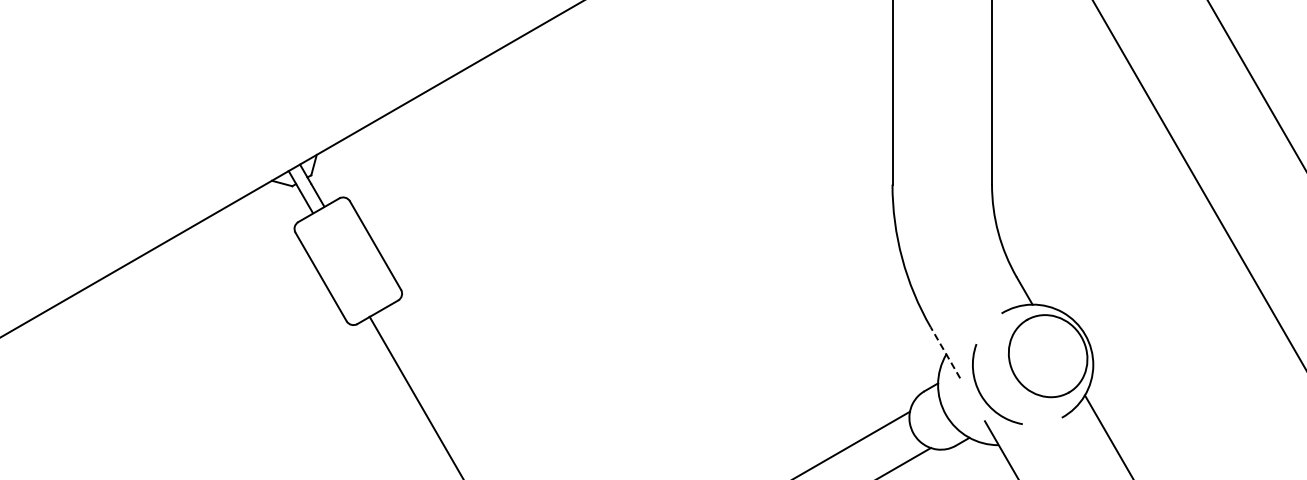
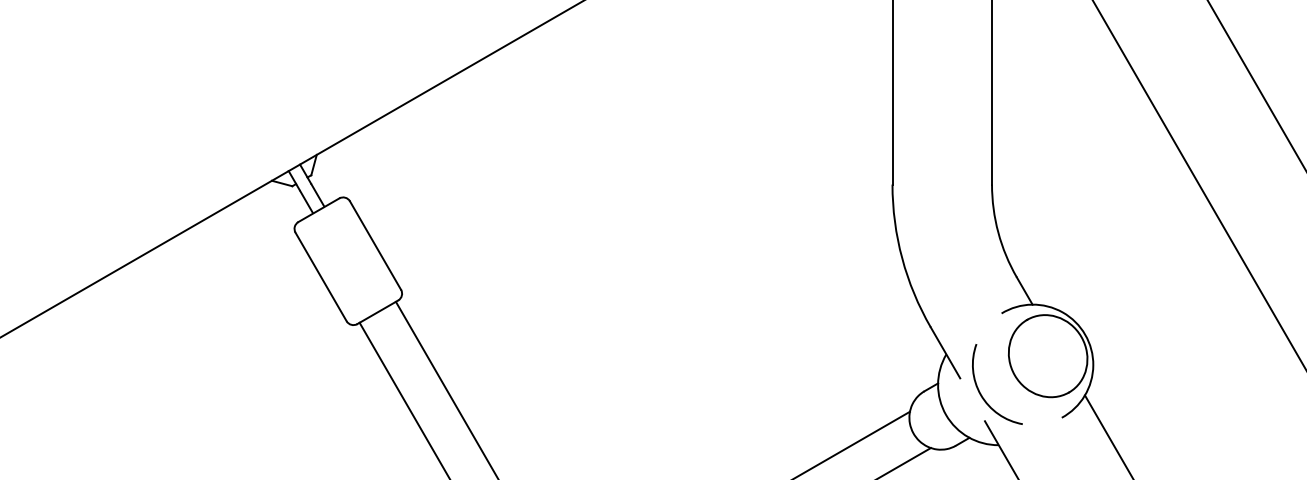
line: dashed -> solid (945, 352)
line: none -> present (446, 388)
line position: (415, 396) -> (403, 399) (403, 399)
